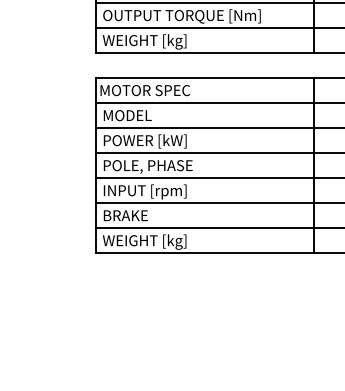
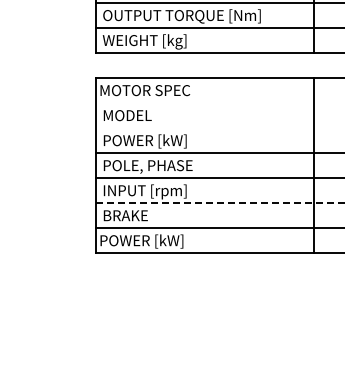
line: present -> none (218, 103)
line: present -> none (218, 128)
line: solid -> dashed (220, 203)
text: WEIGHT [kg] -> POWER [kW] (143, 241)
